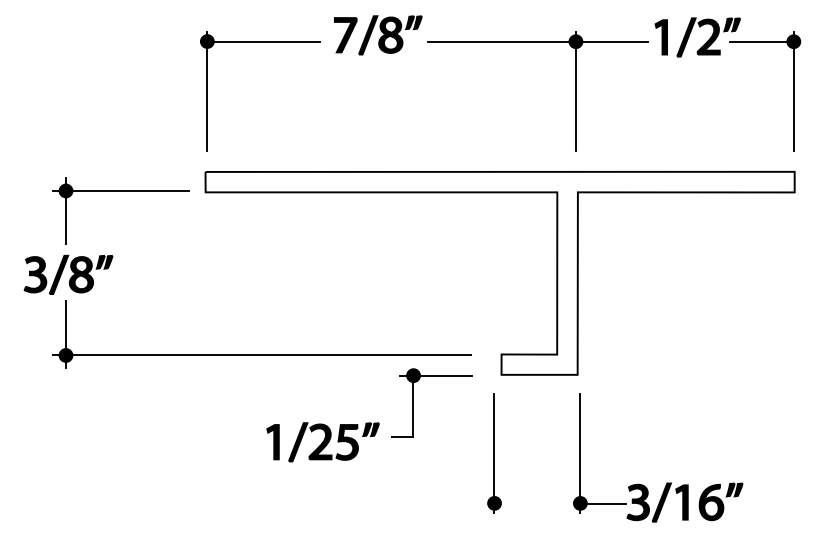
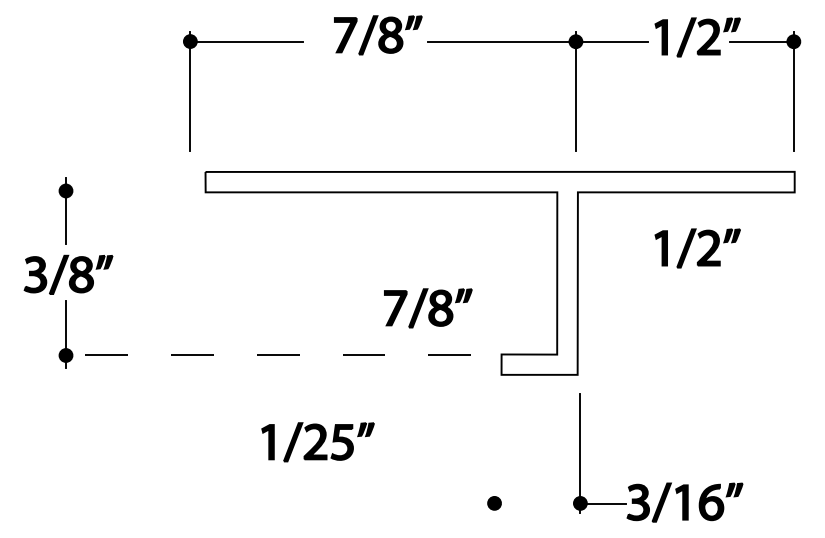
part position: (260, 42) -> (243, 42) (243, 42)
line: present -> none (121, 190)
part: none -> present (690, 245)
part: none -> present (428, 308)
line: solid -> dashed (261, 355)
part: present -> none (413, 402)
part position: (322, 442) -> (317, 442) (317, 442)
line: present -> none (494, 453)
